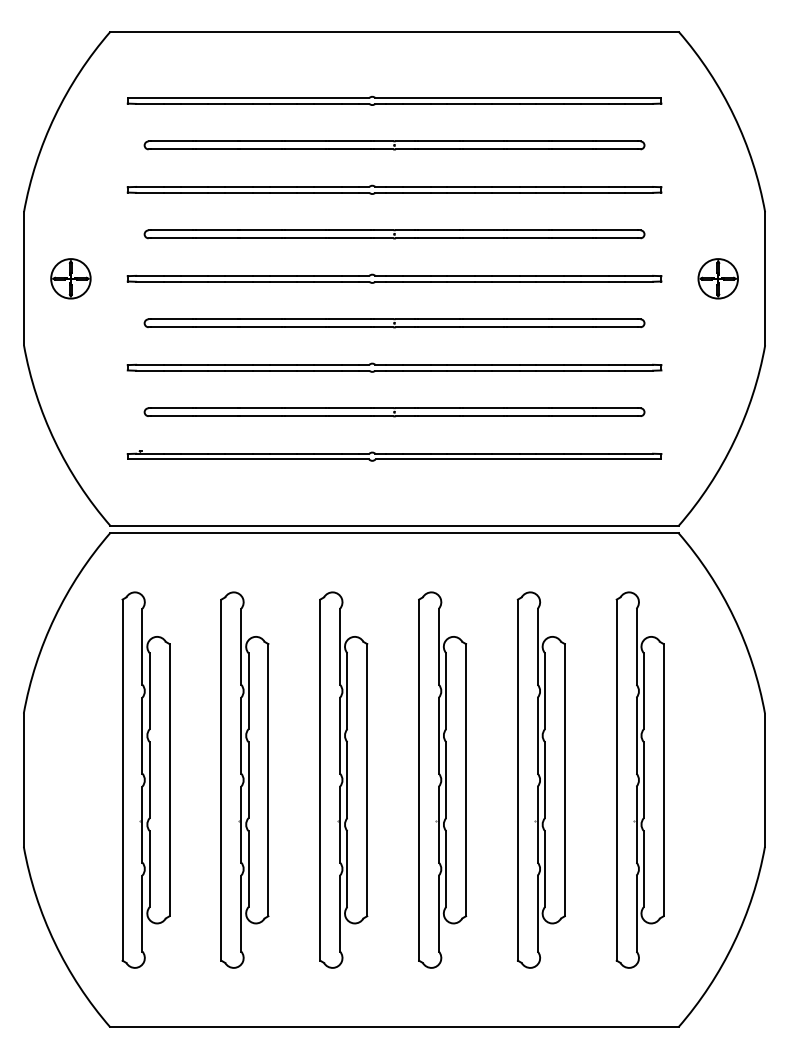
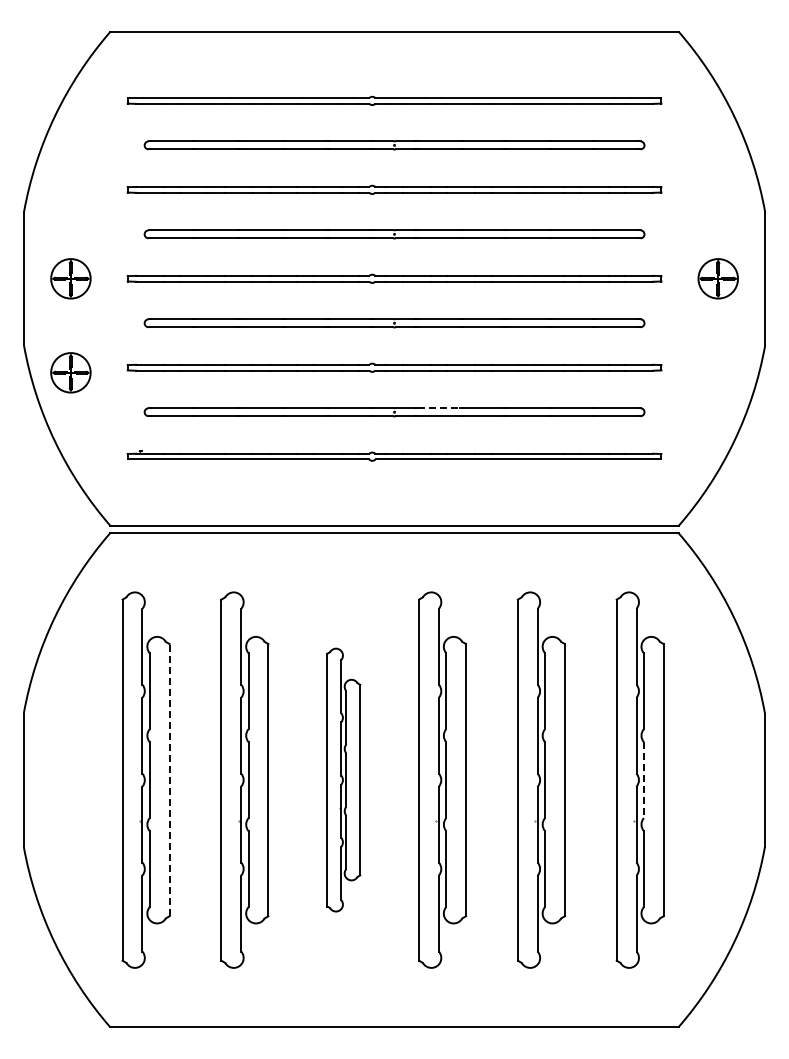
part: none -> present (70, 372)
line: solid -> dashed (439, 408)
line: solid -> dashed (169, 779)
part size: 50x378 px -> 36x266 px (343, 779)
line: solid -> dashed (643, 780)
